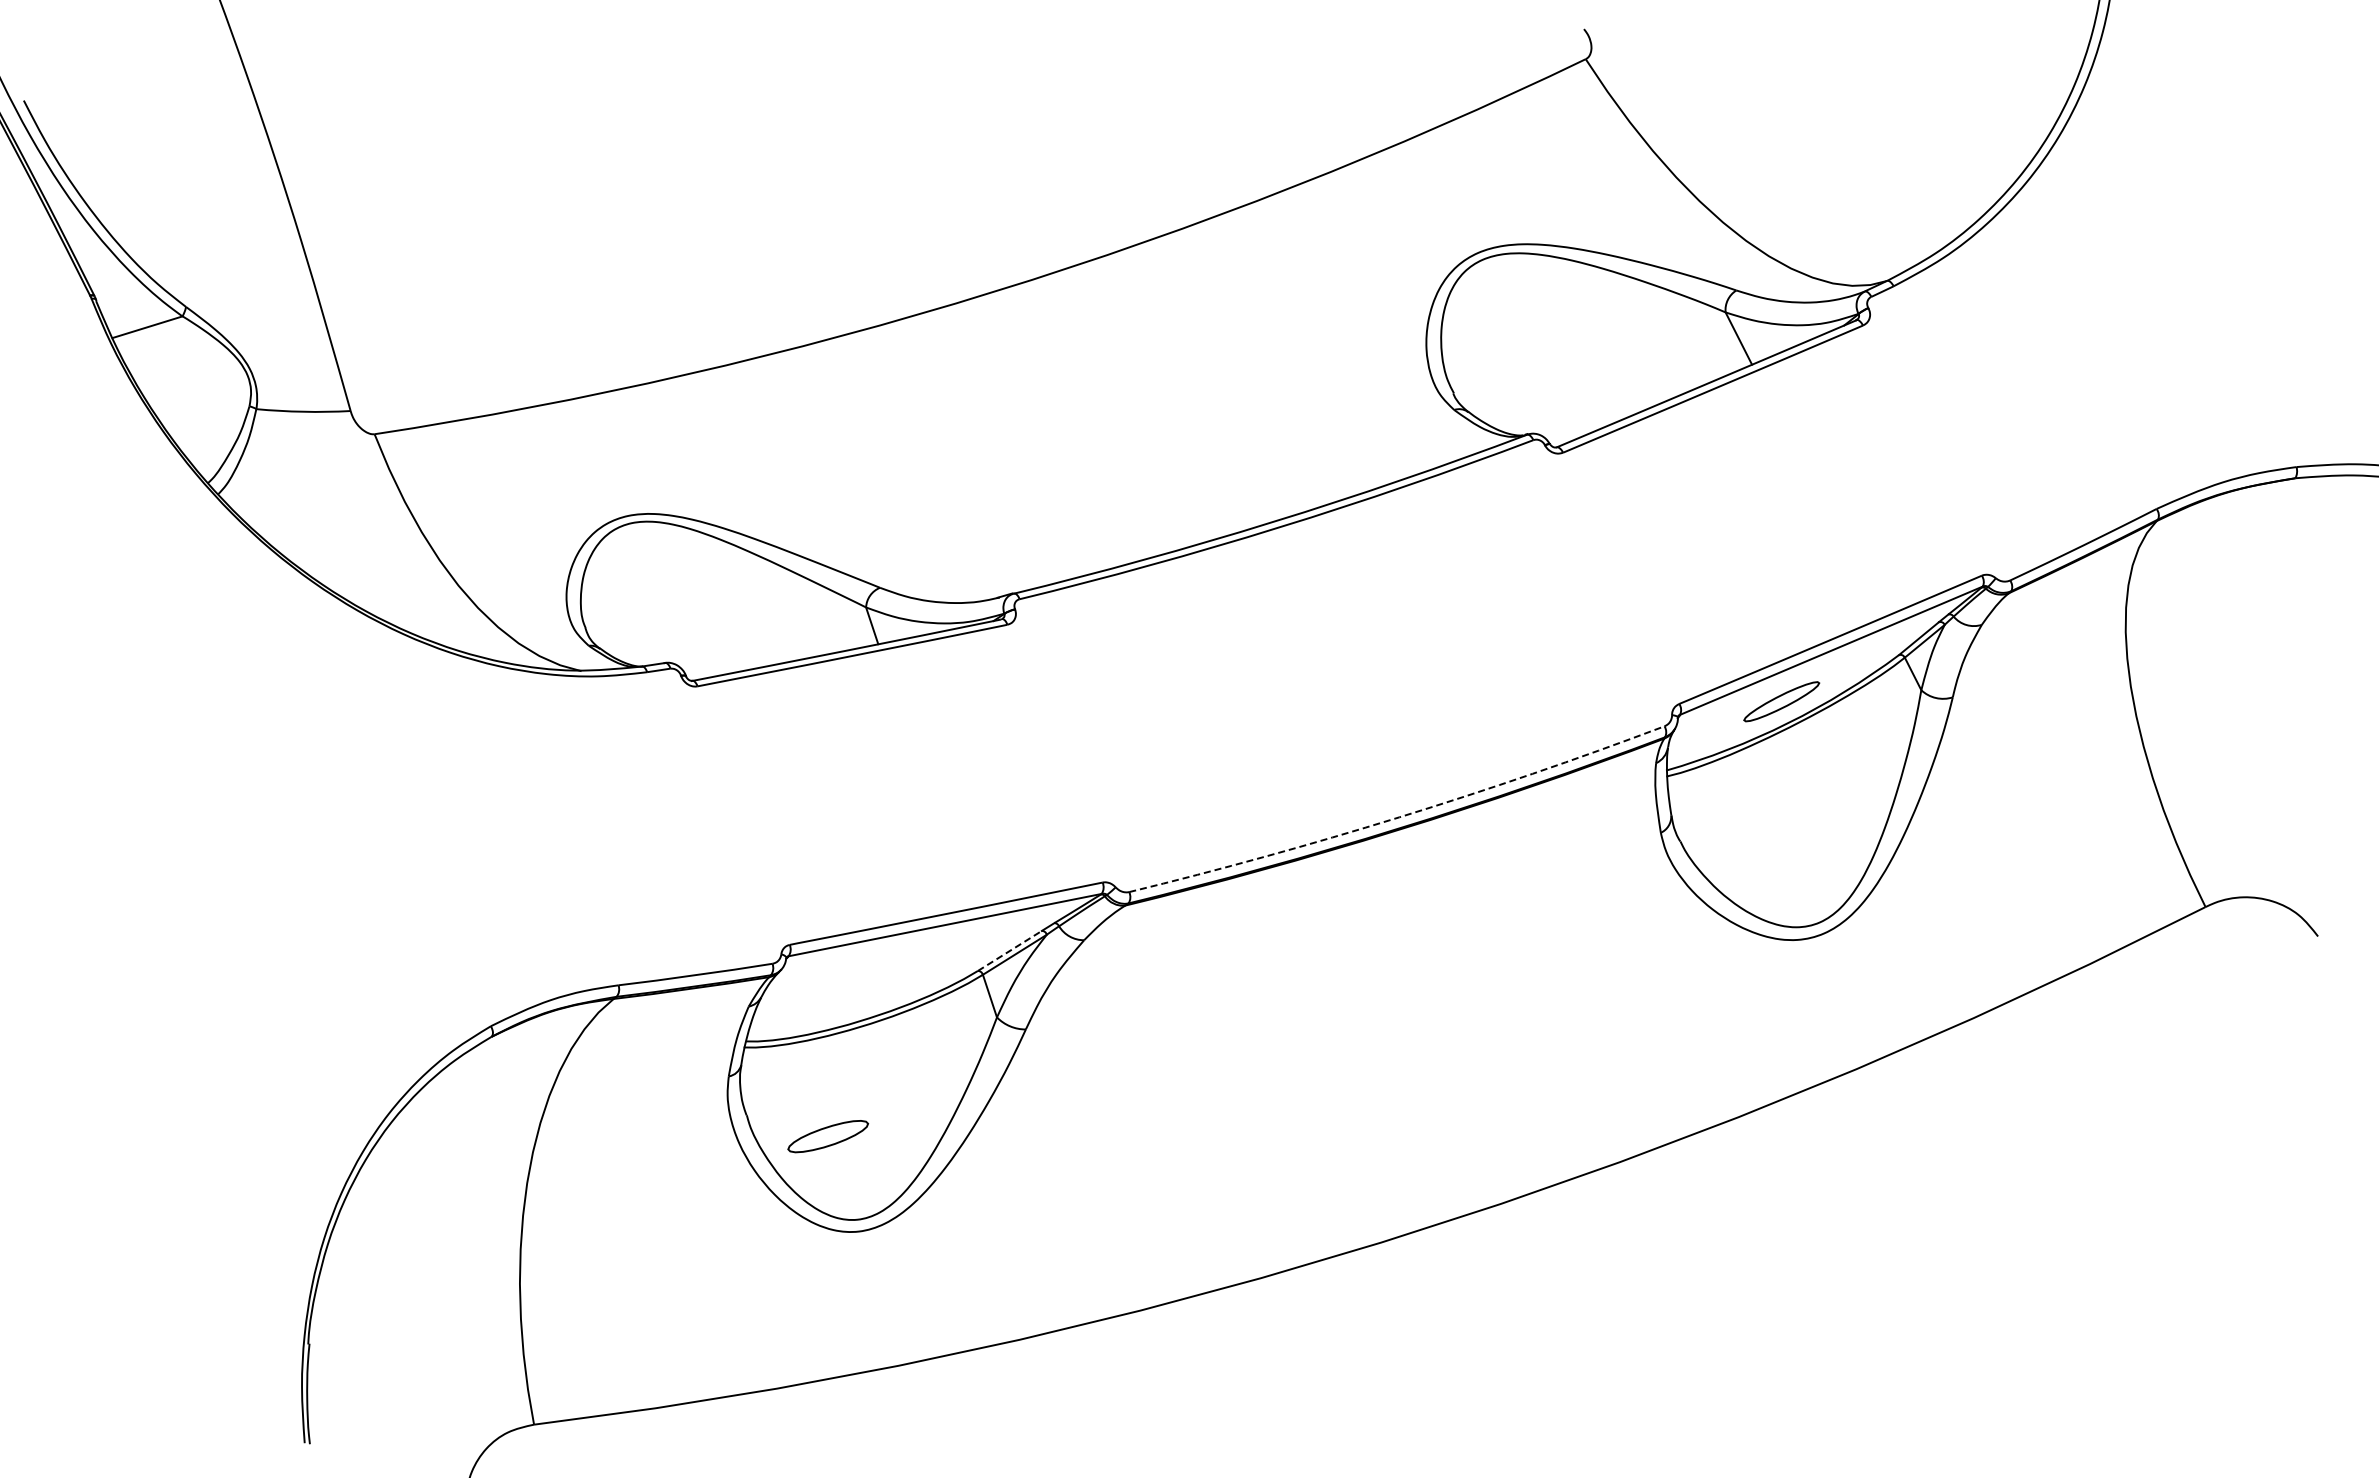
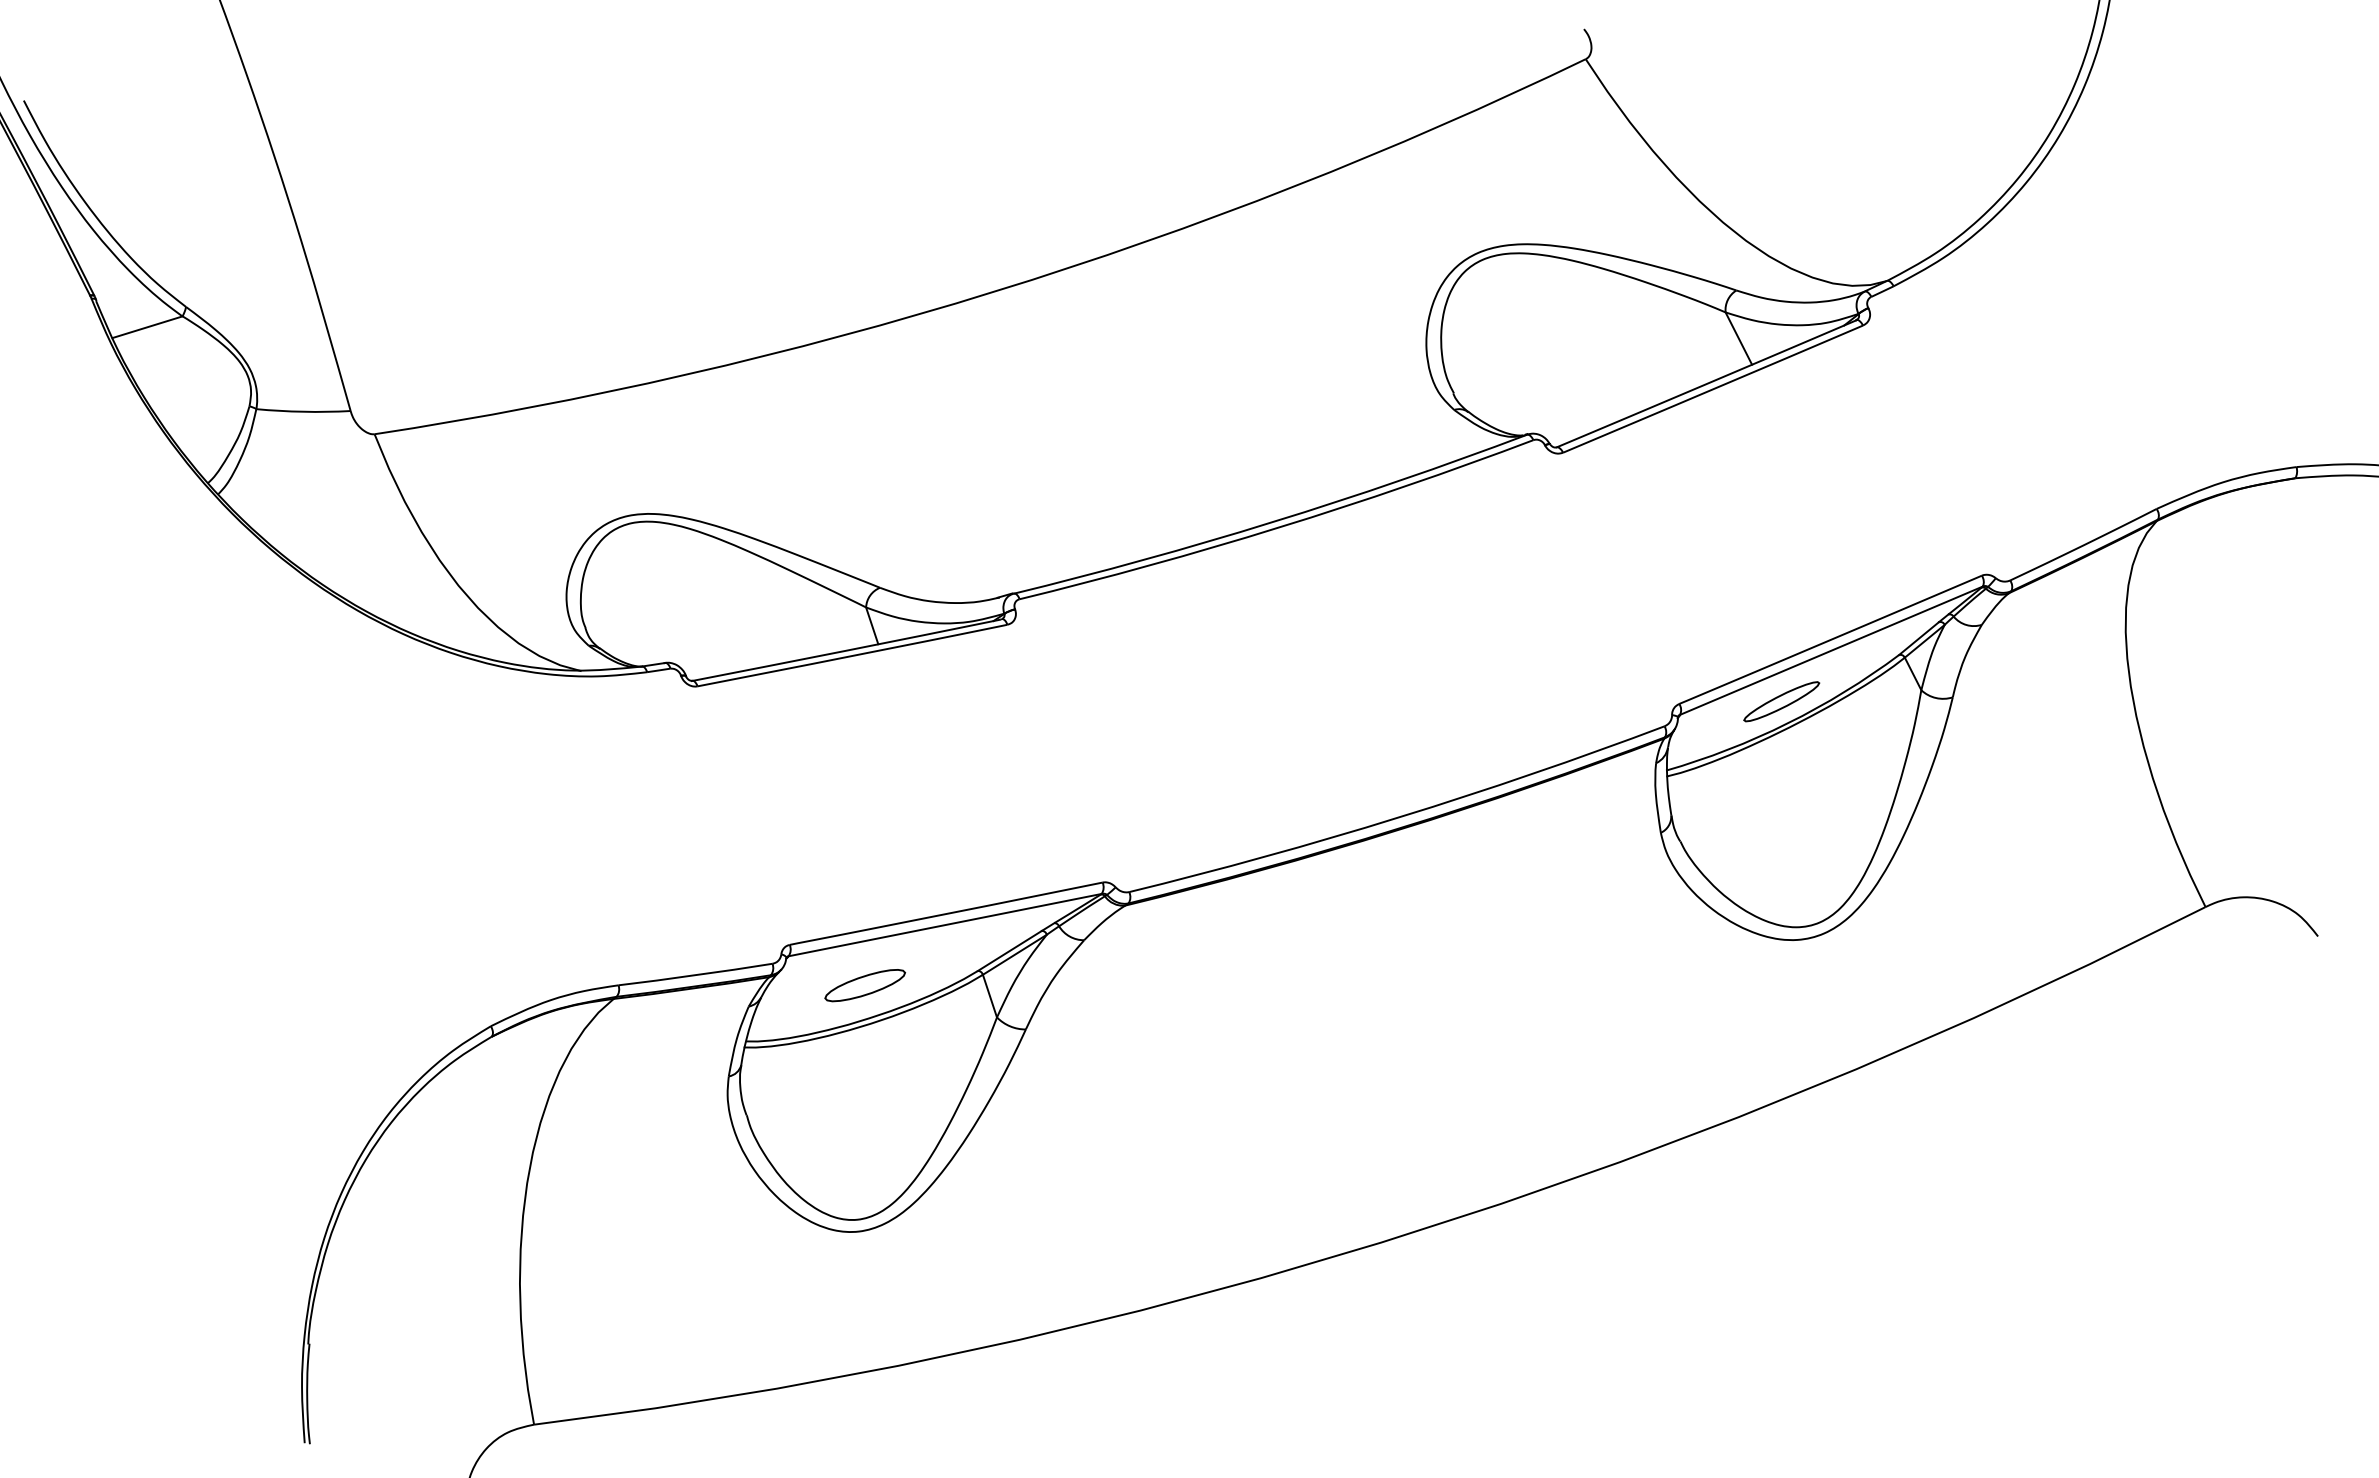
arc: dashed -> solid (1399, 817)
line: dashed -> solid (1009, 950)
part position: (828, 1136) -> (865, 985) (865, 985)
